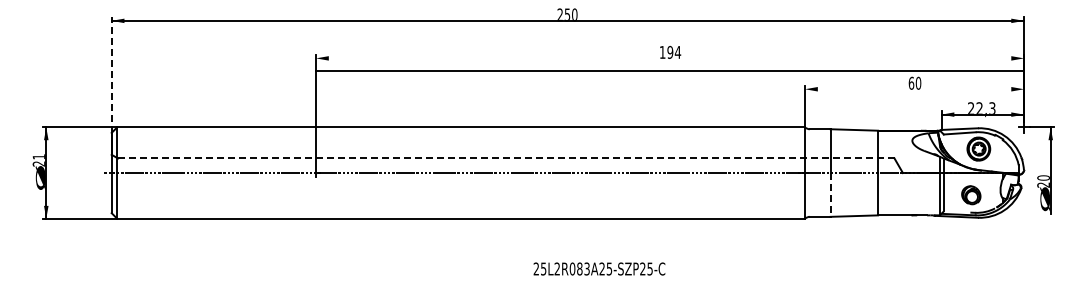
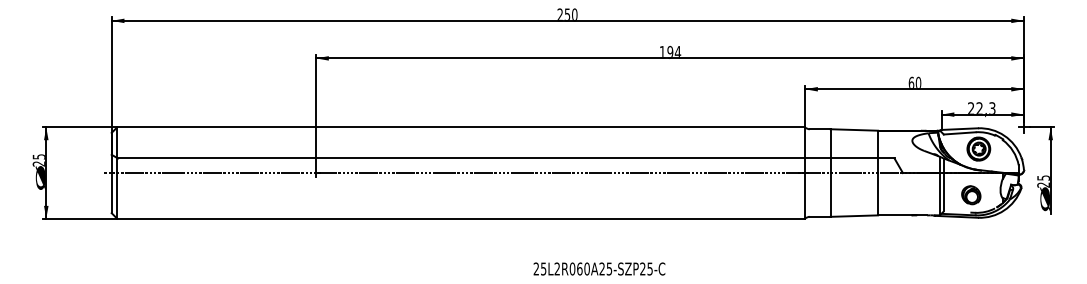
line position: (670, 71) -> (670, 58) (670, 58)
line: dashed -> solid (111, 75)
line: none -> present (914, 89)
text: 21 -> 25 (38, 156)
line: dashed -> solid (505, 158)
text: 20 -> 25 (1043, 177)
line: dashed -> solid (830, 194)
text: 25L2R083A25-SZP25-C -> 25L2R060A25-SZP25-C (583, 268)
